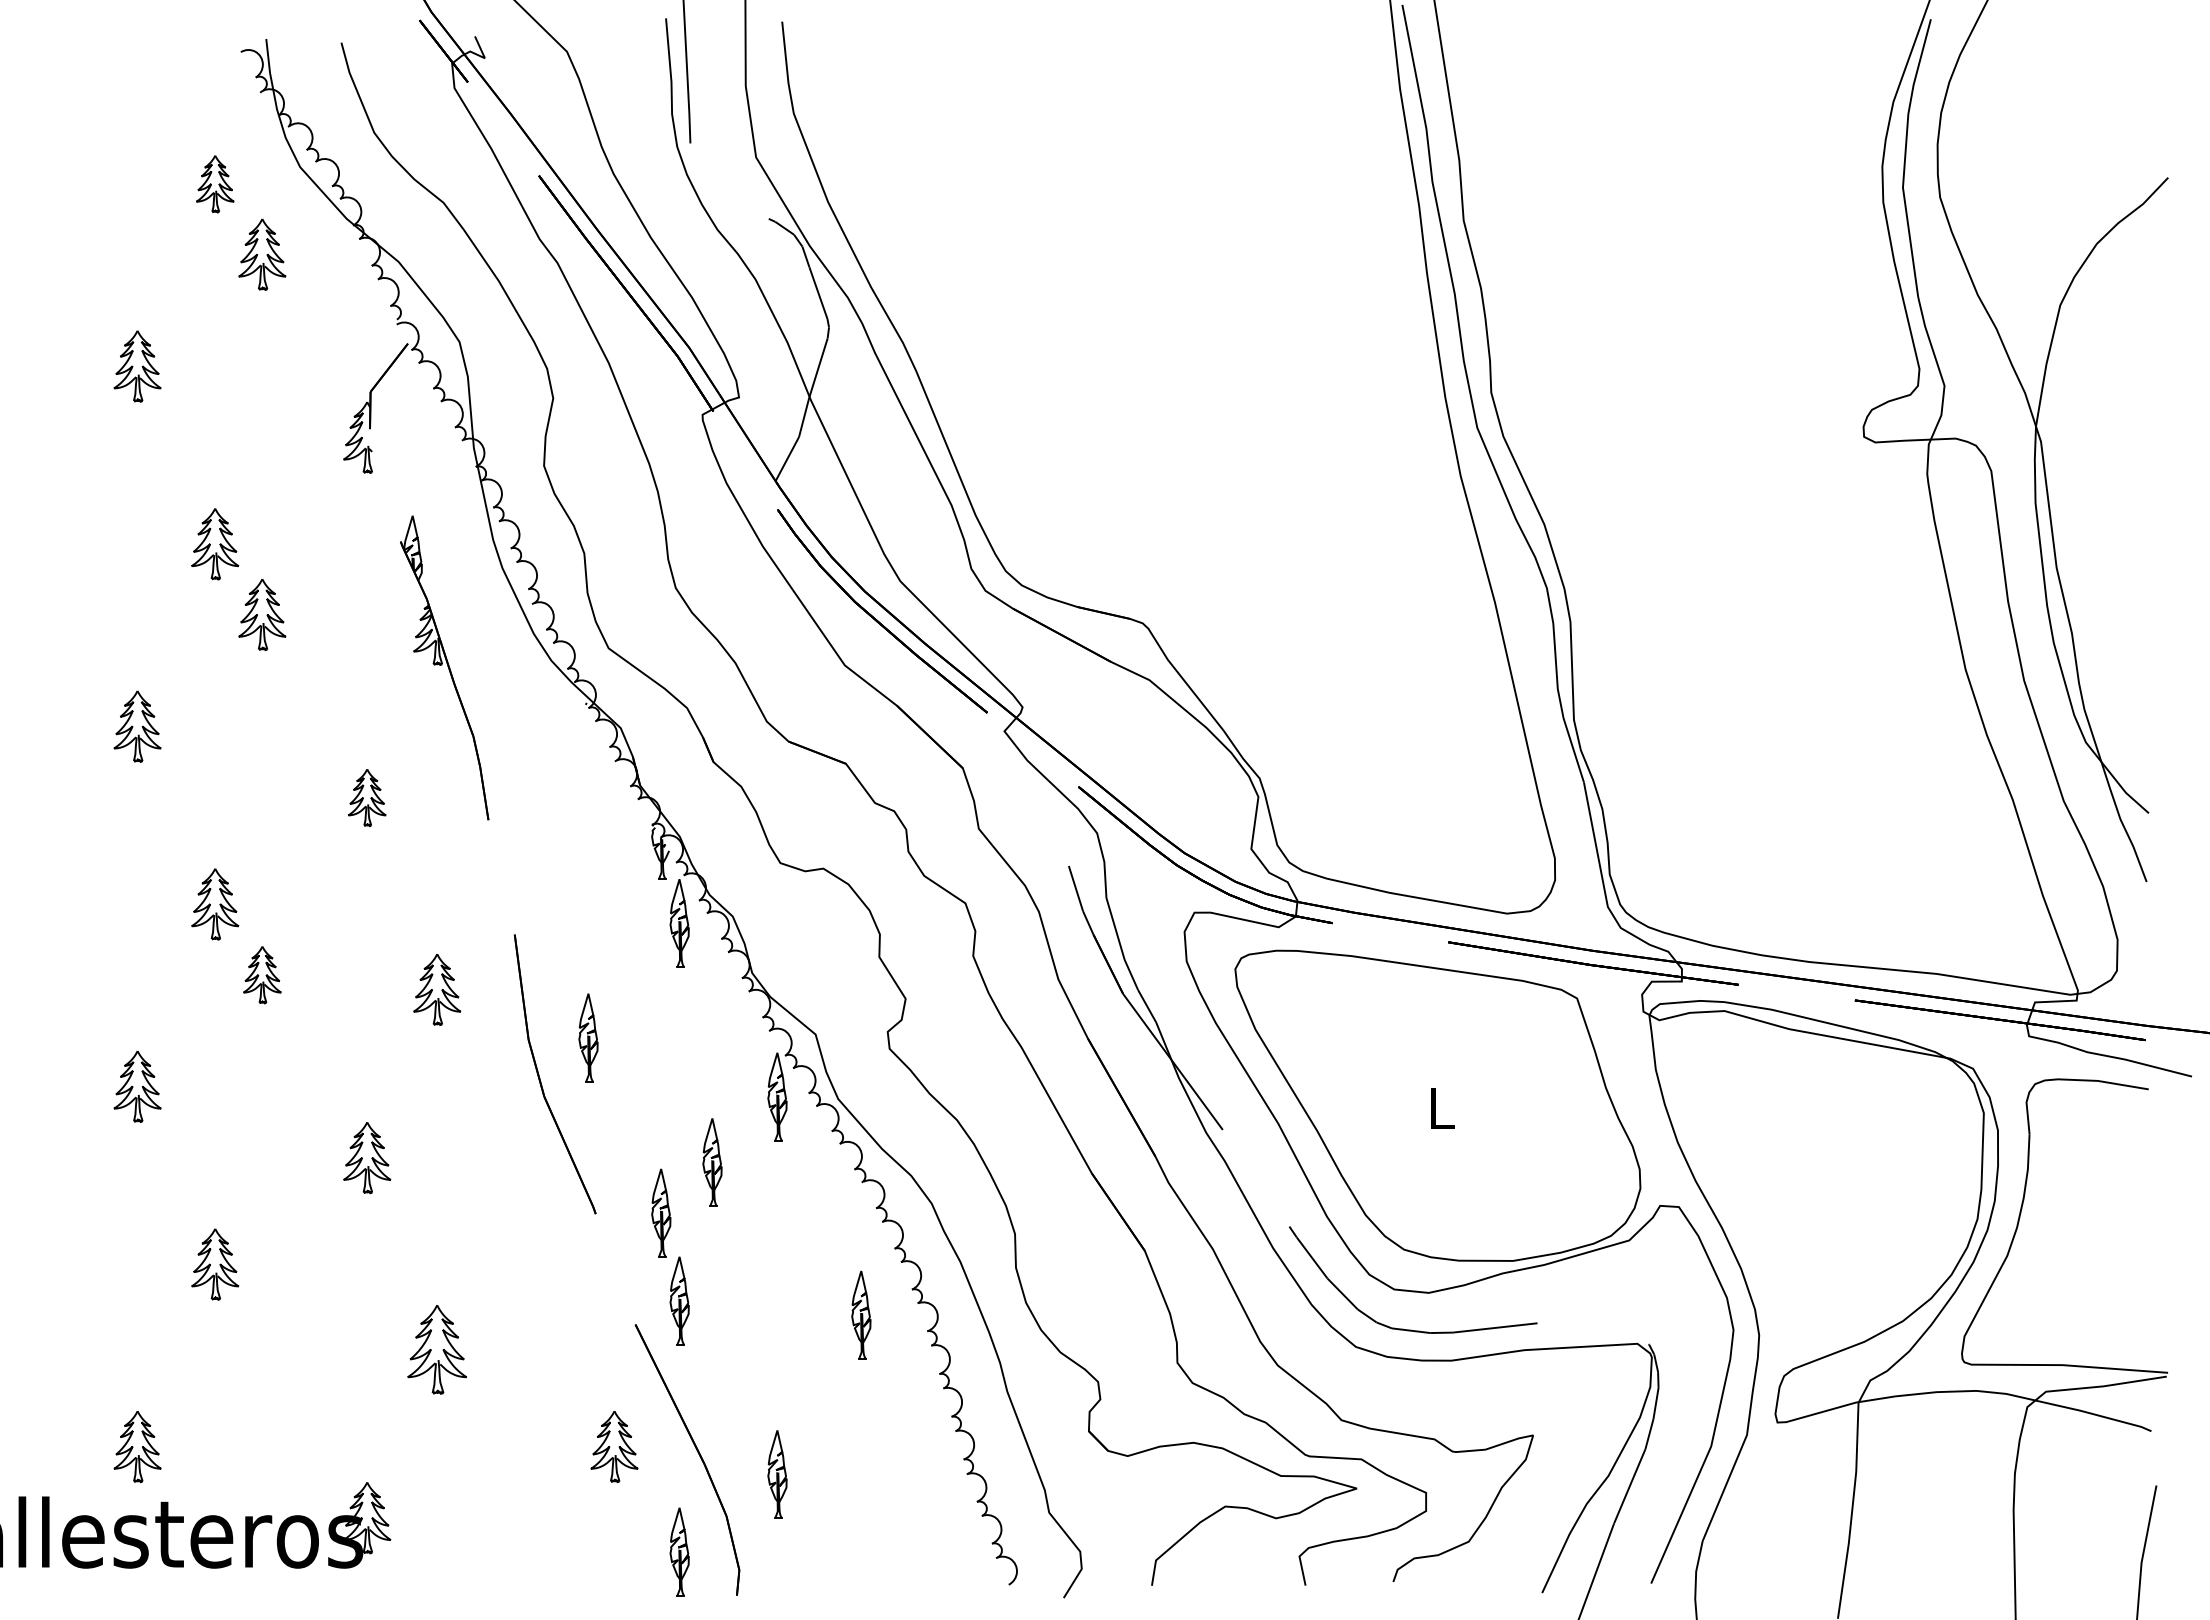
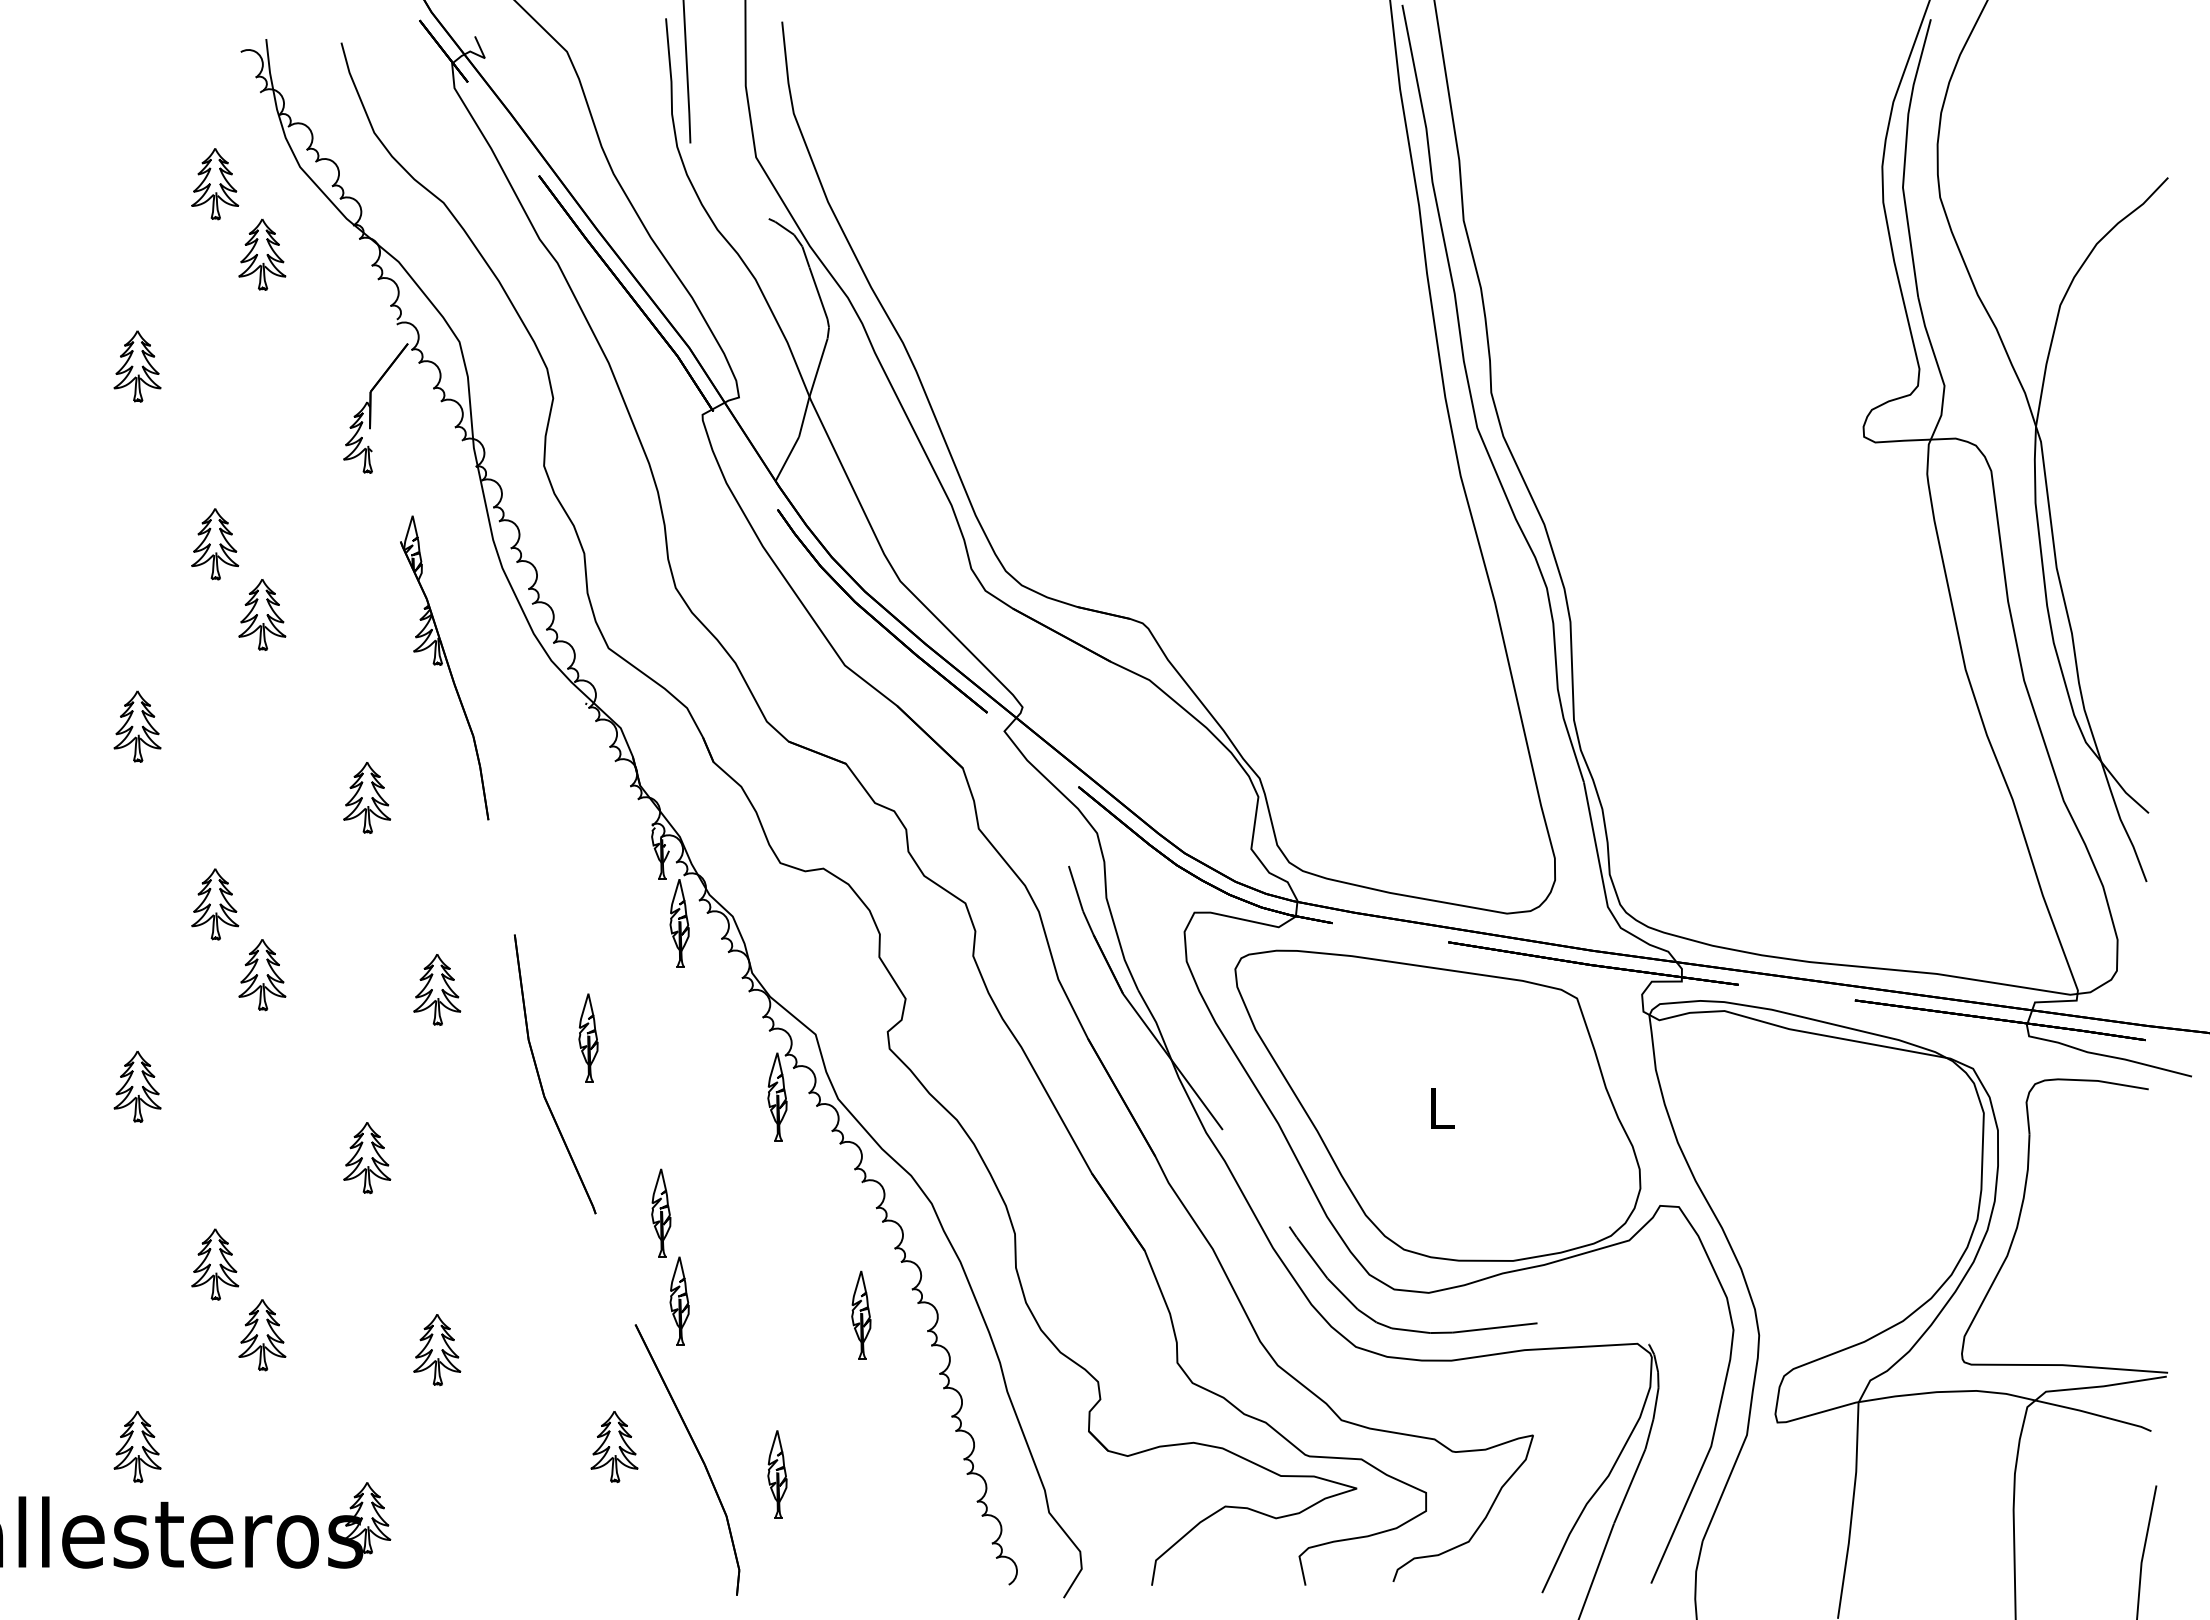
part size: 39x59 px -> 49x73 px (215, 184)
part size: 39x59 px -> 49x72 px (367, 797)
part size: 39x59 px -> 49x73 px (262, 975)
part: present -> none (712, 1162)
part: none -> present (262, 1335)
part size: 60x90 px -> 49x73 px (437, 1350)
part: present -> none (679, 1551)
